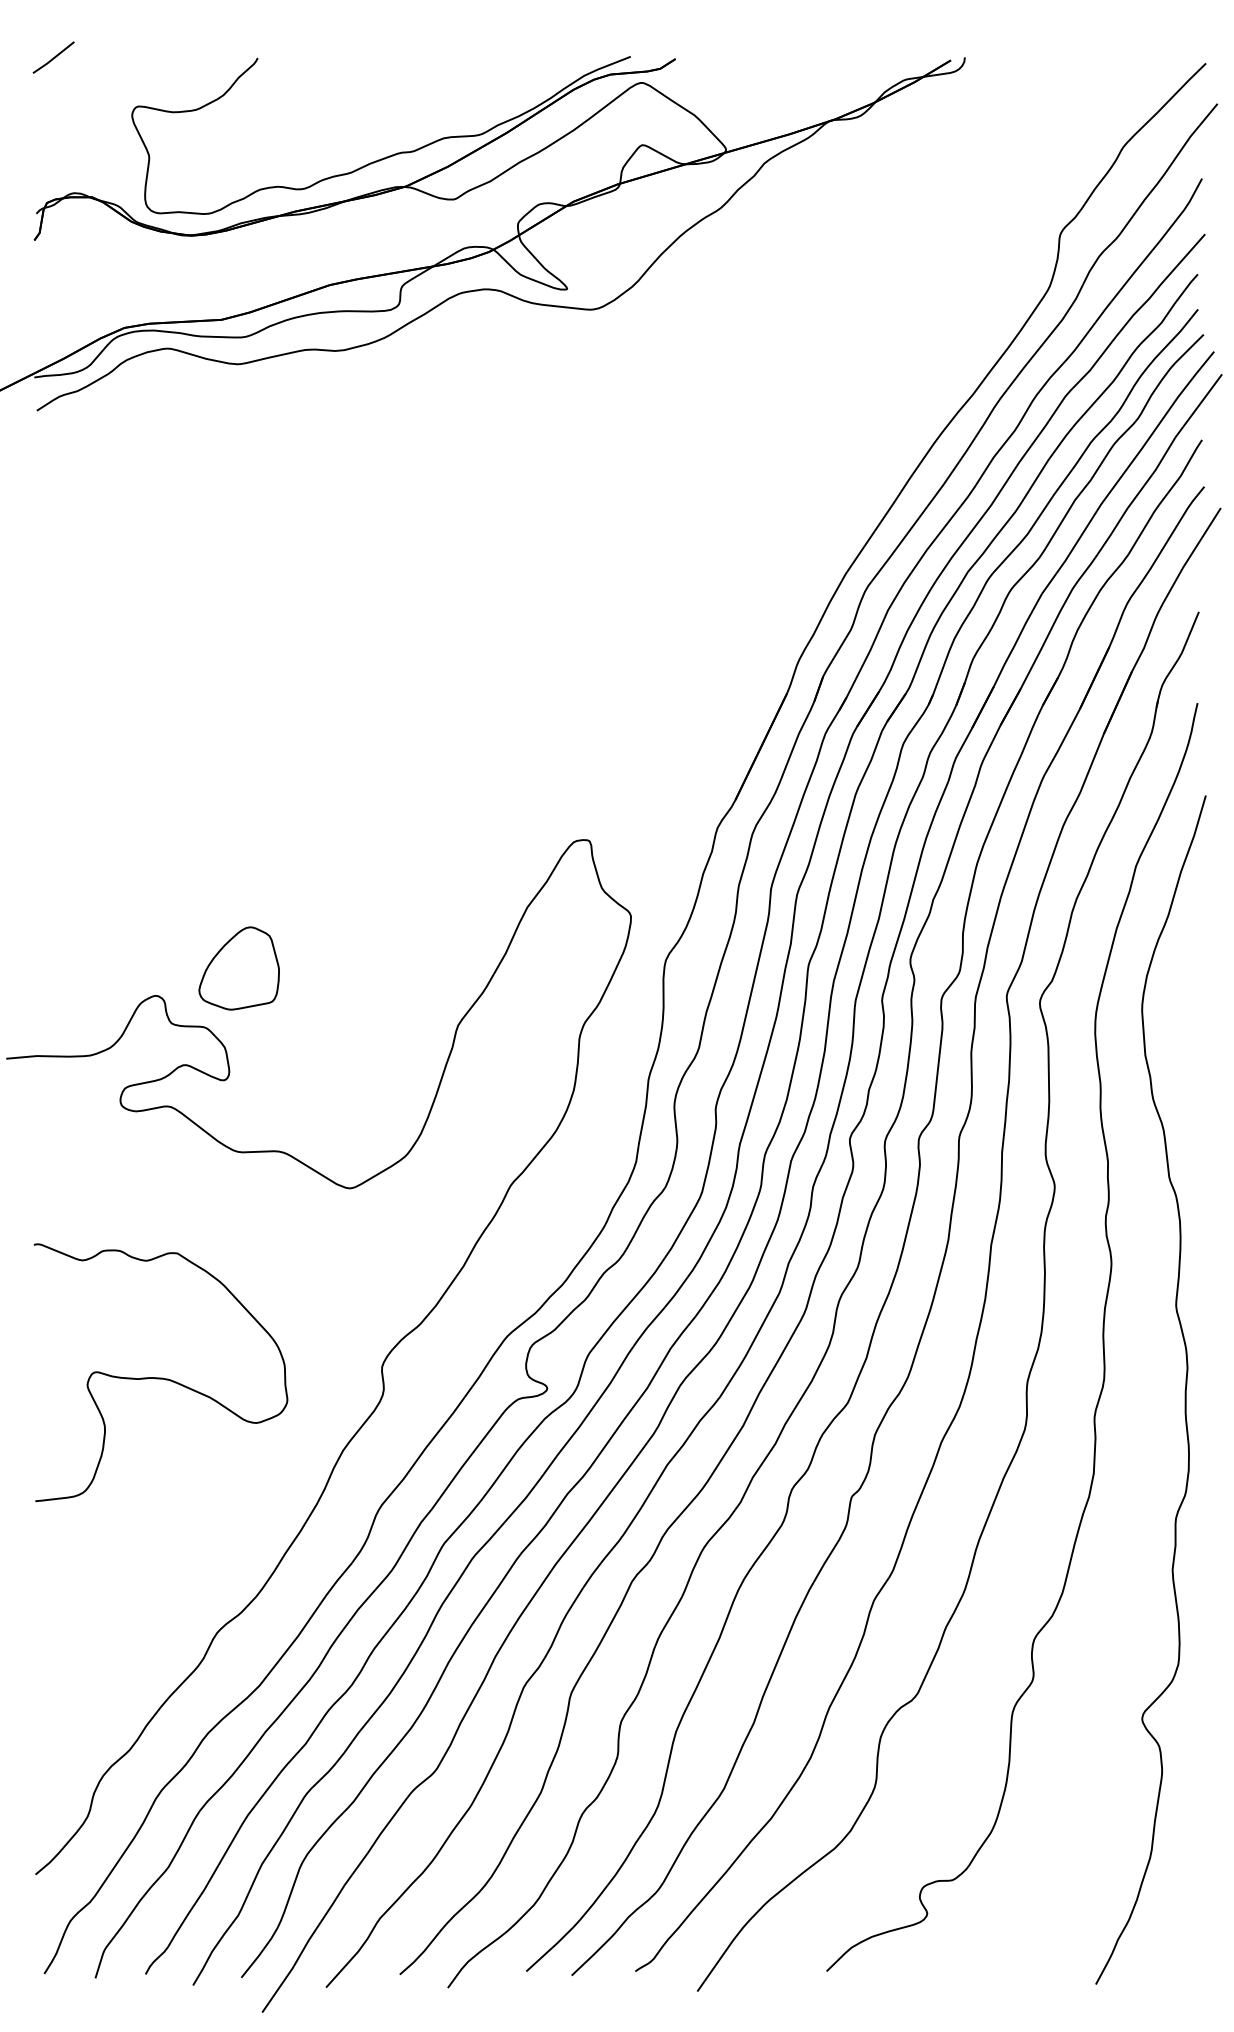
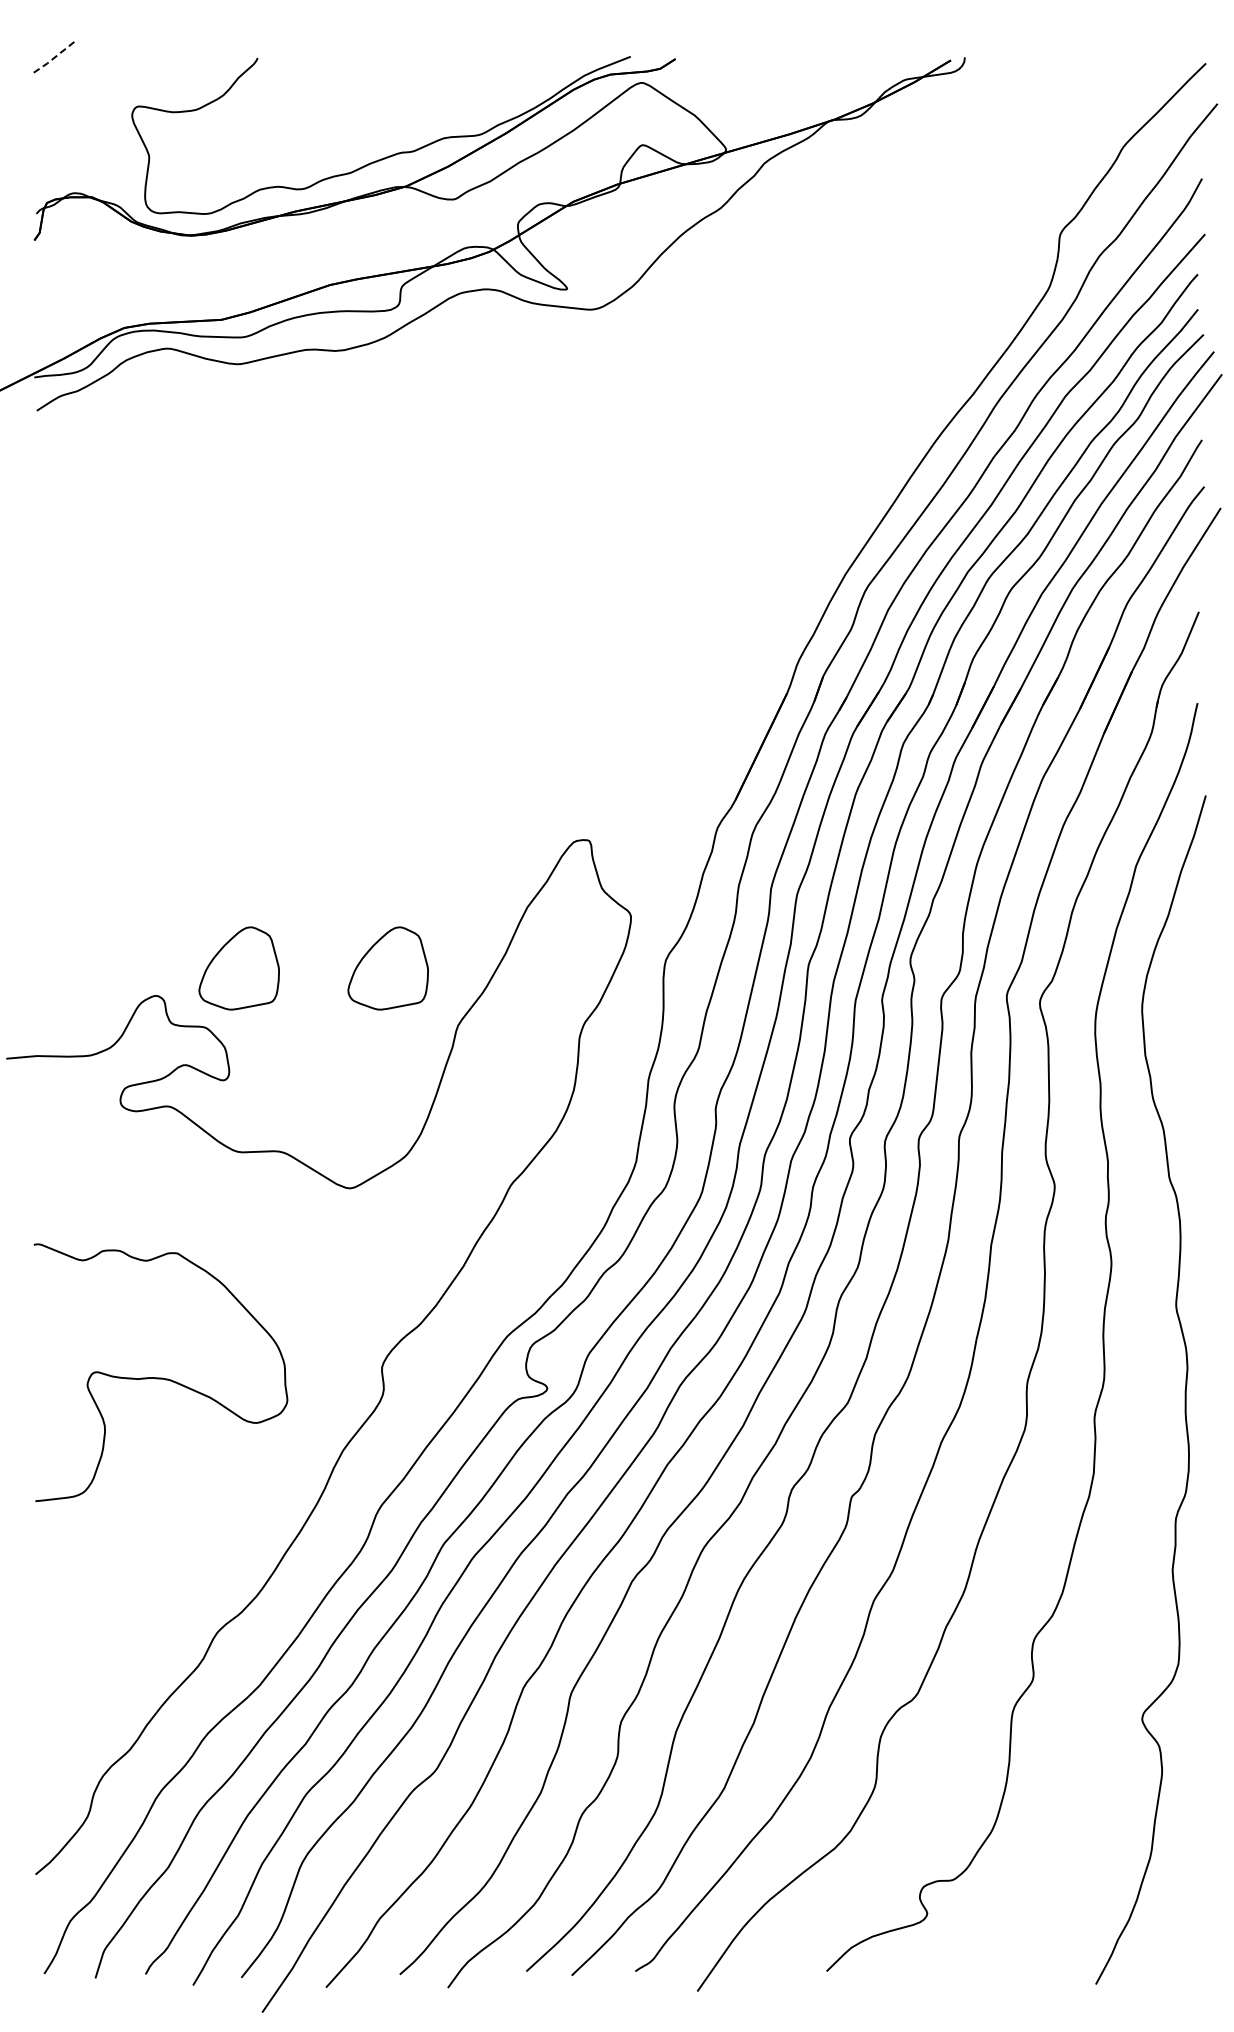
line: solid -> dashed (53, 58)
part: none -> present (387, 968)
